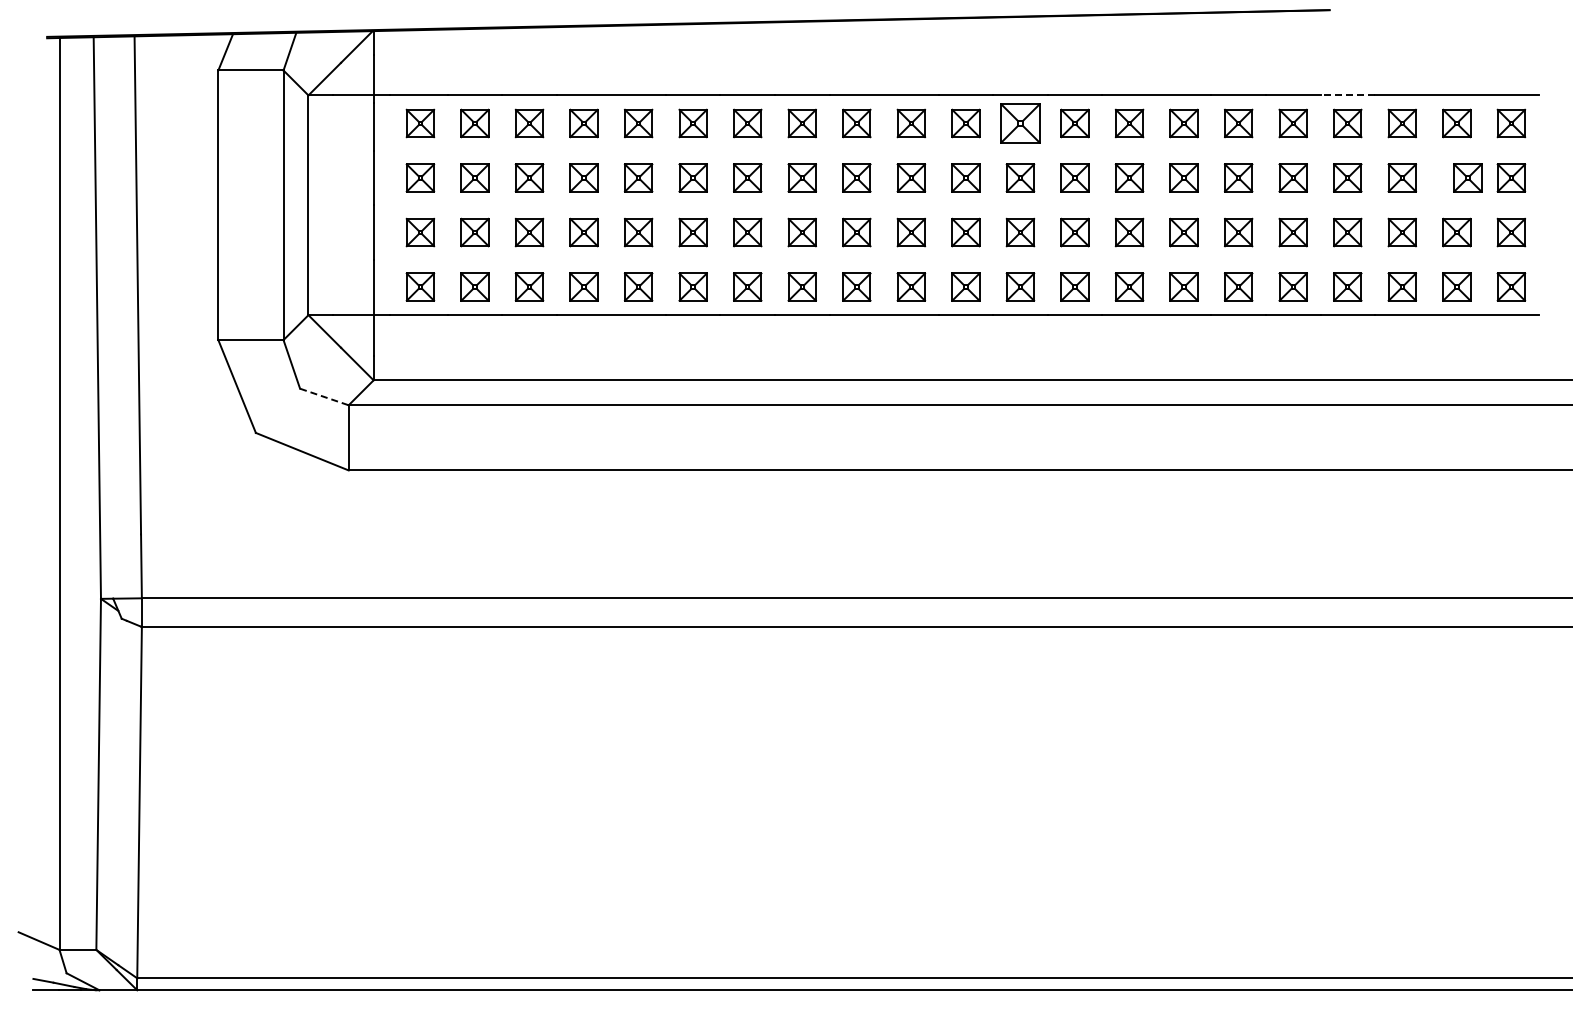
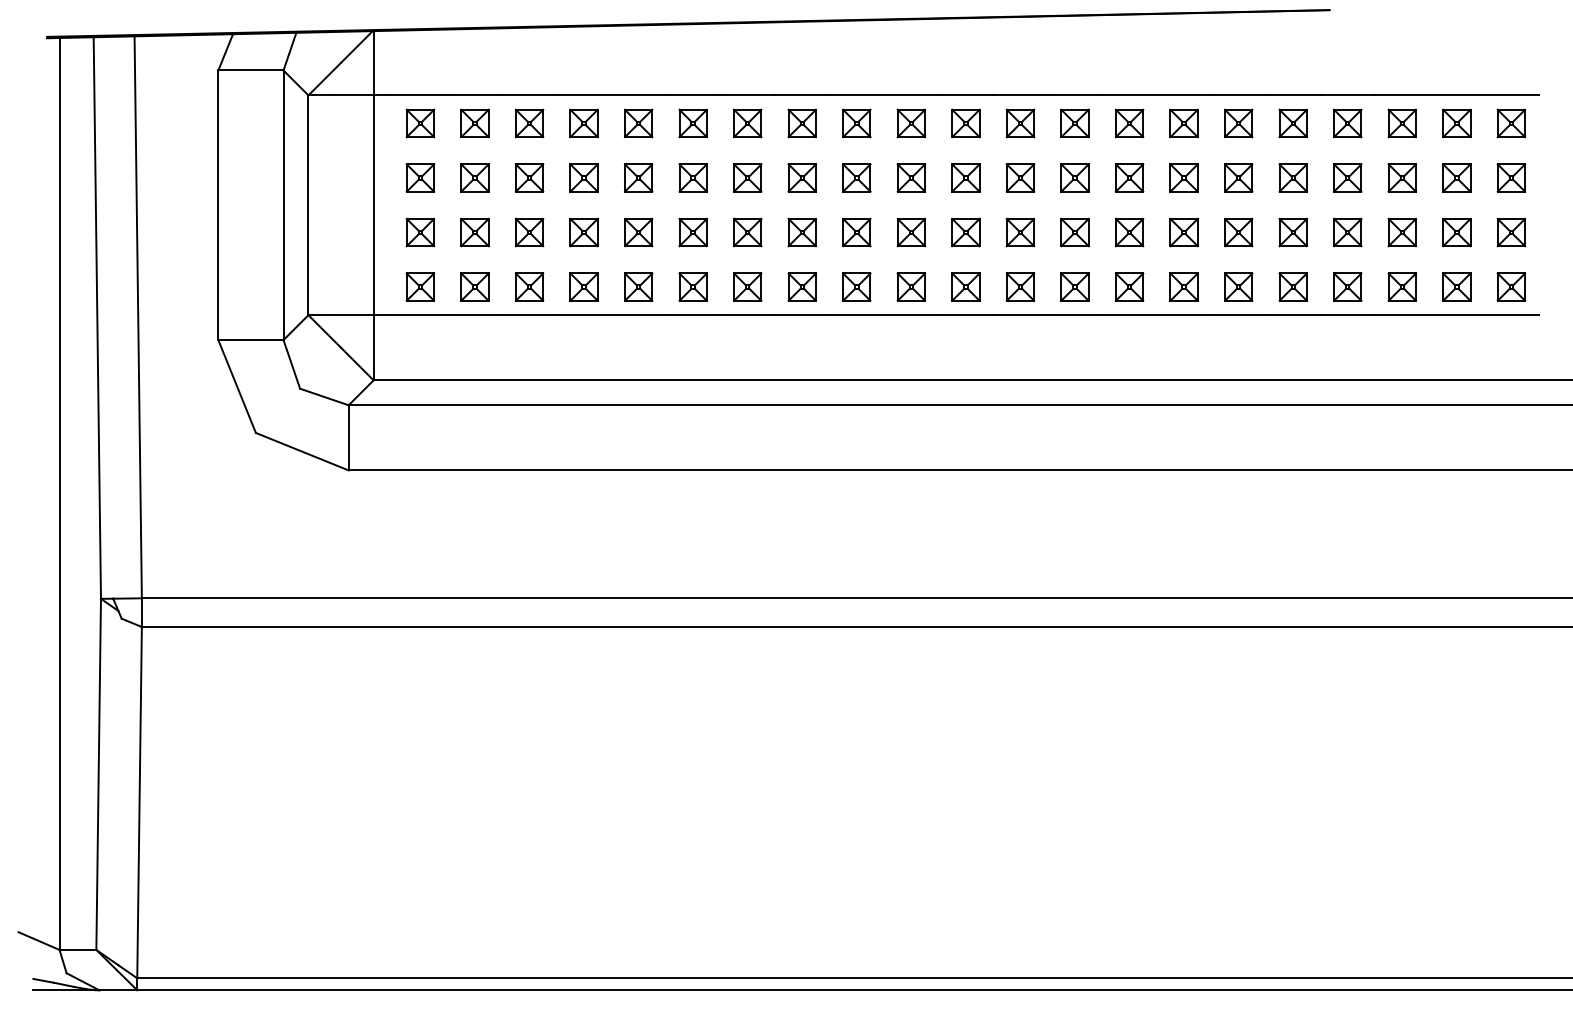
line: dashed -> solid (1347, 95)
part size: 41x41 px -> 31x31 px (1020, 123)
part position: (1467, 177) -> (1456, 177) (1456, 177)
line: dashed -> solid (324, 397)
